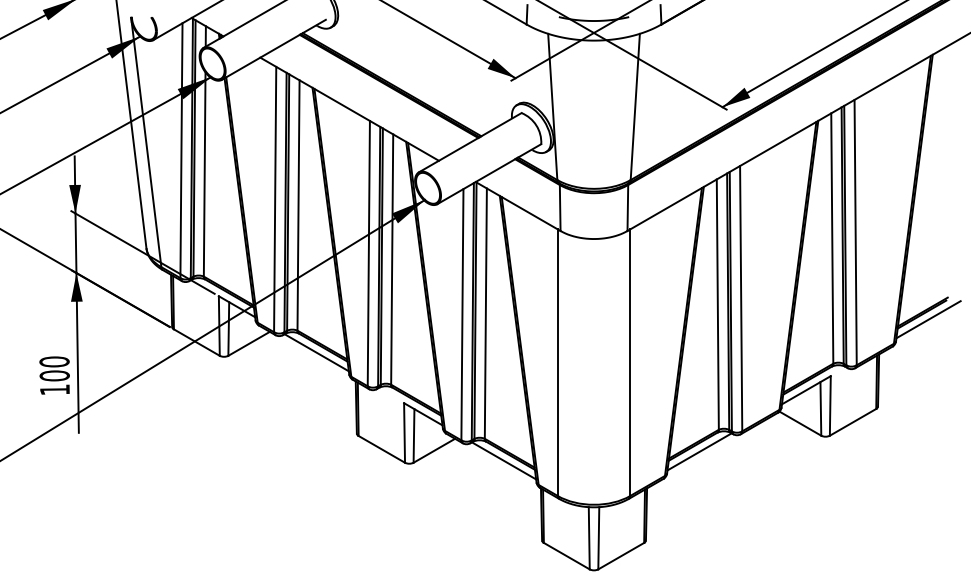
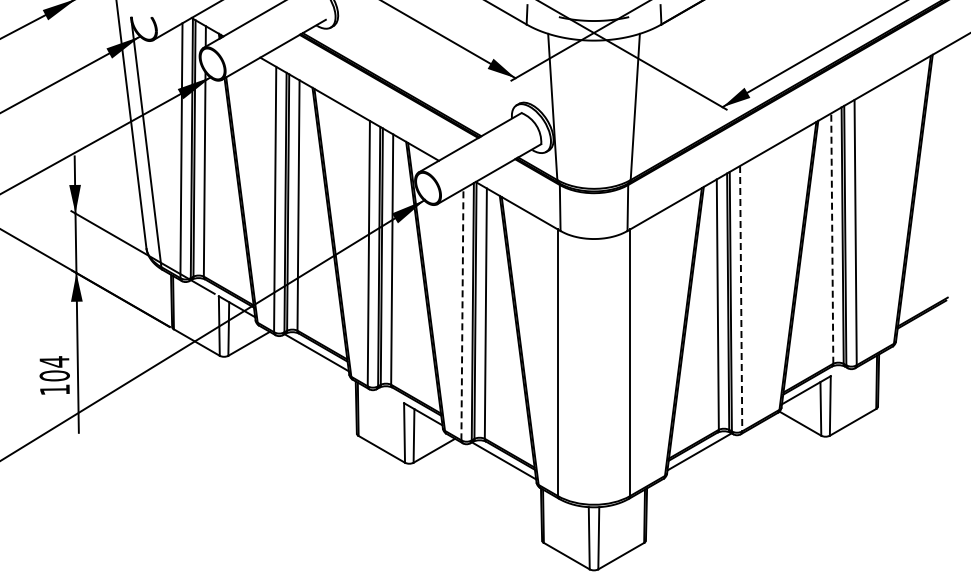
line: solid -> dashed (832, 238)
line: solid -> dashed (741, 298)
line: solid -> dashed (462, 314)
line: present -> none (928, 319)
text: 100 -> 104 (54, 361)
